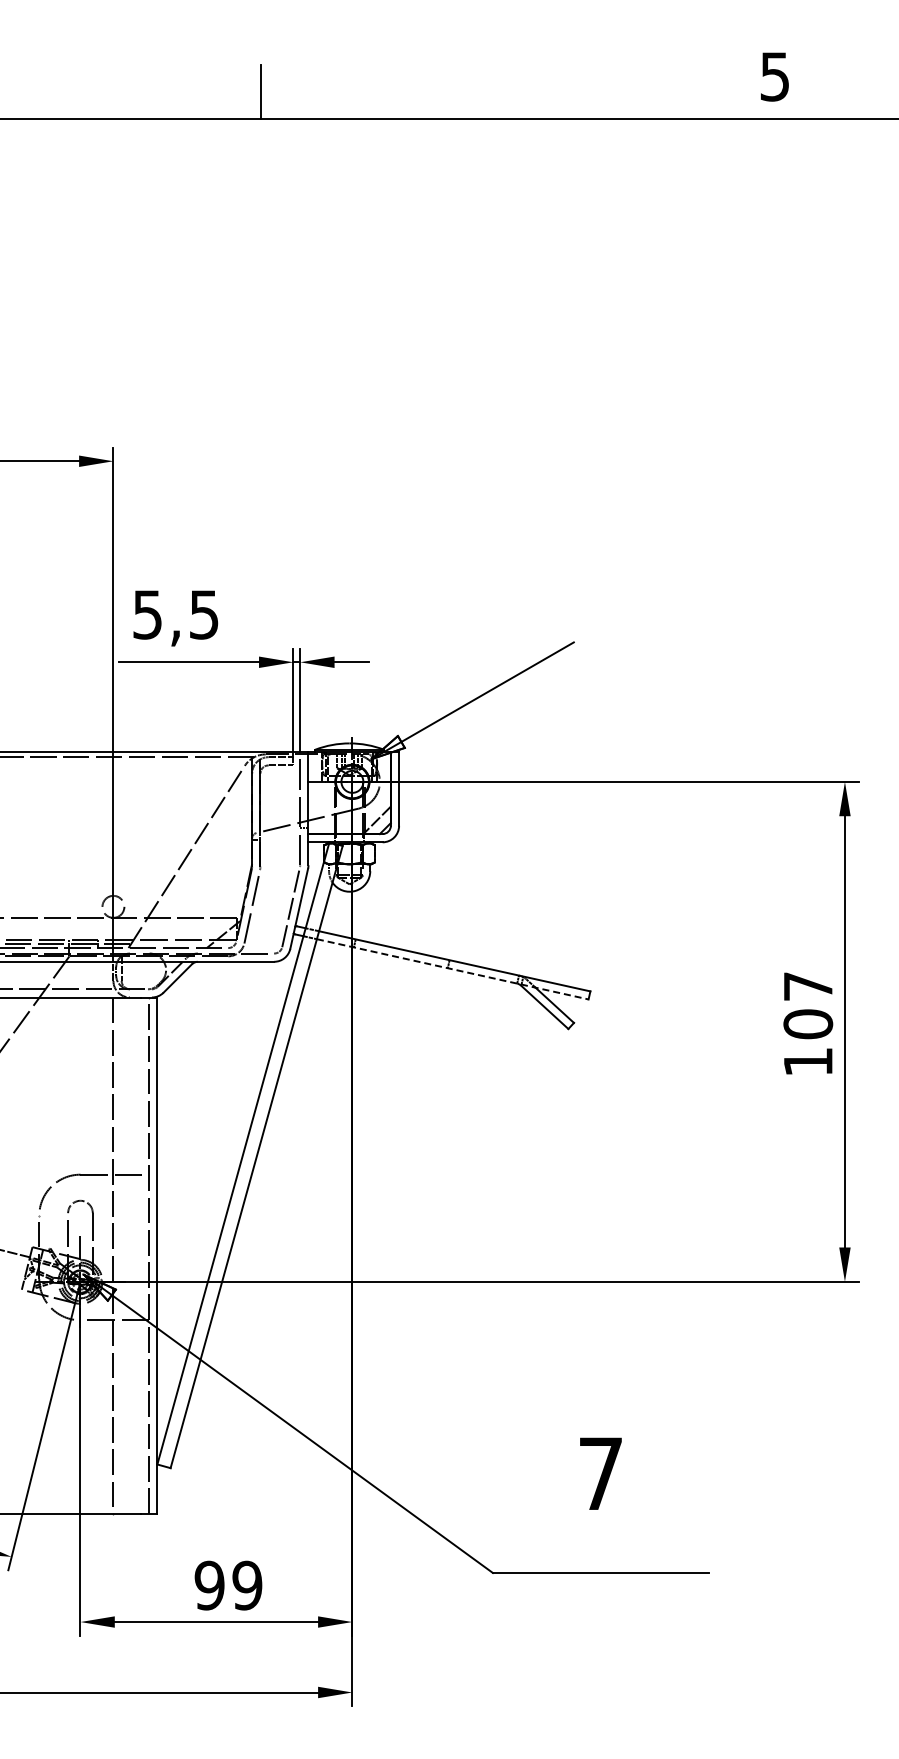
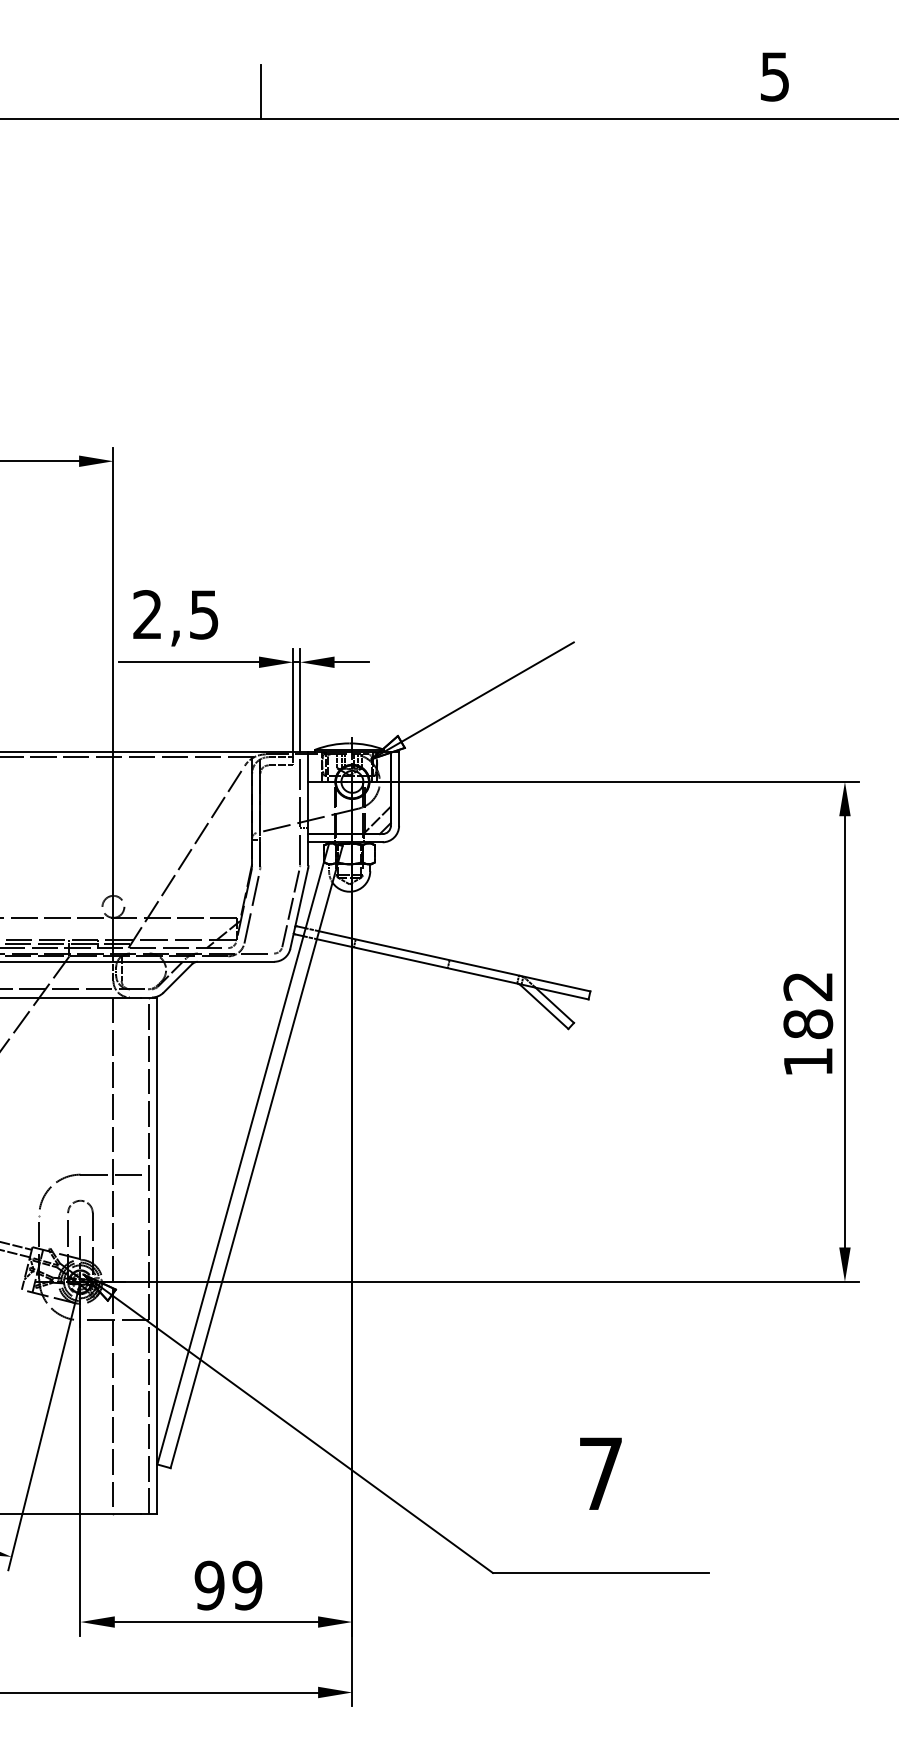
text: 5,5 -> 2,5 (147, 614)
line: dashed -> solid (453, 969)
text: 107 -> 182 (807, 1005)
line: none -> present (16, 1245)
